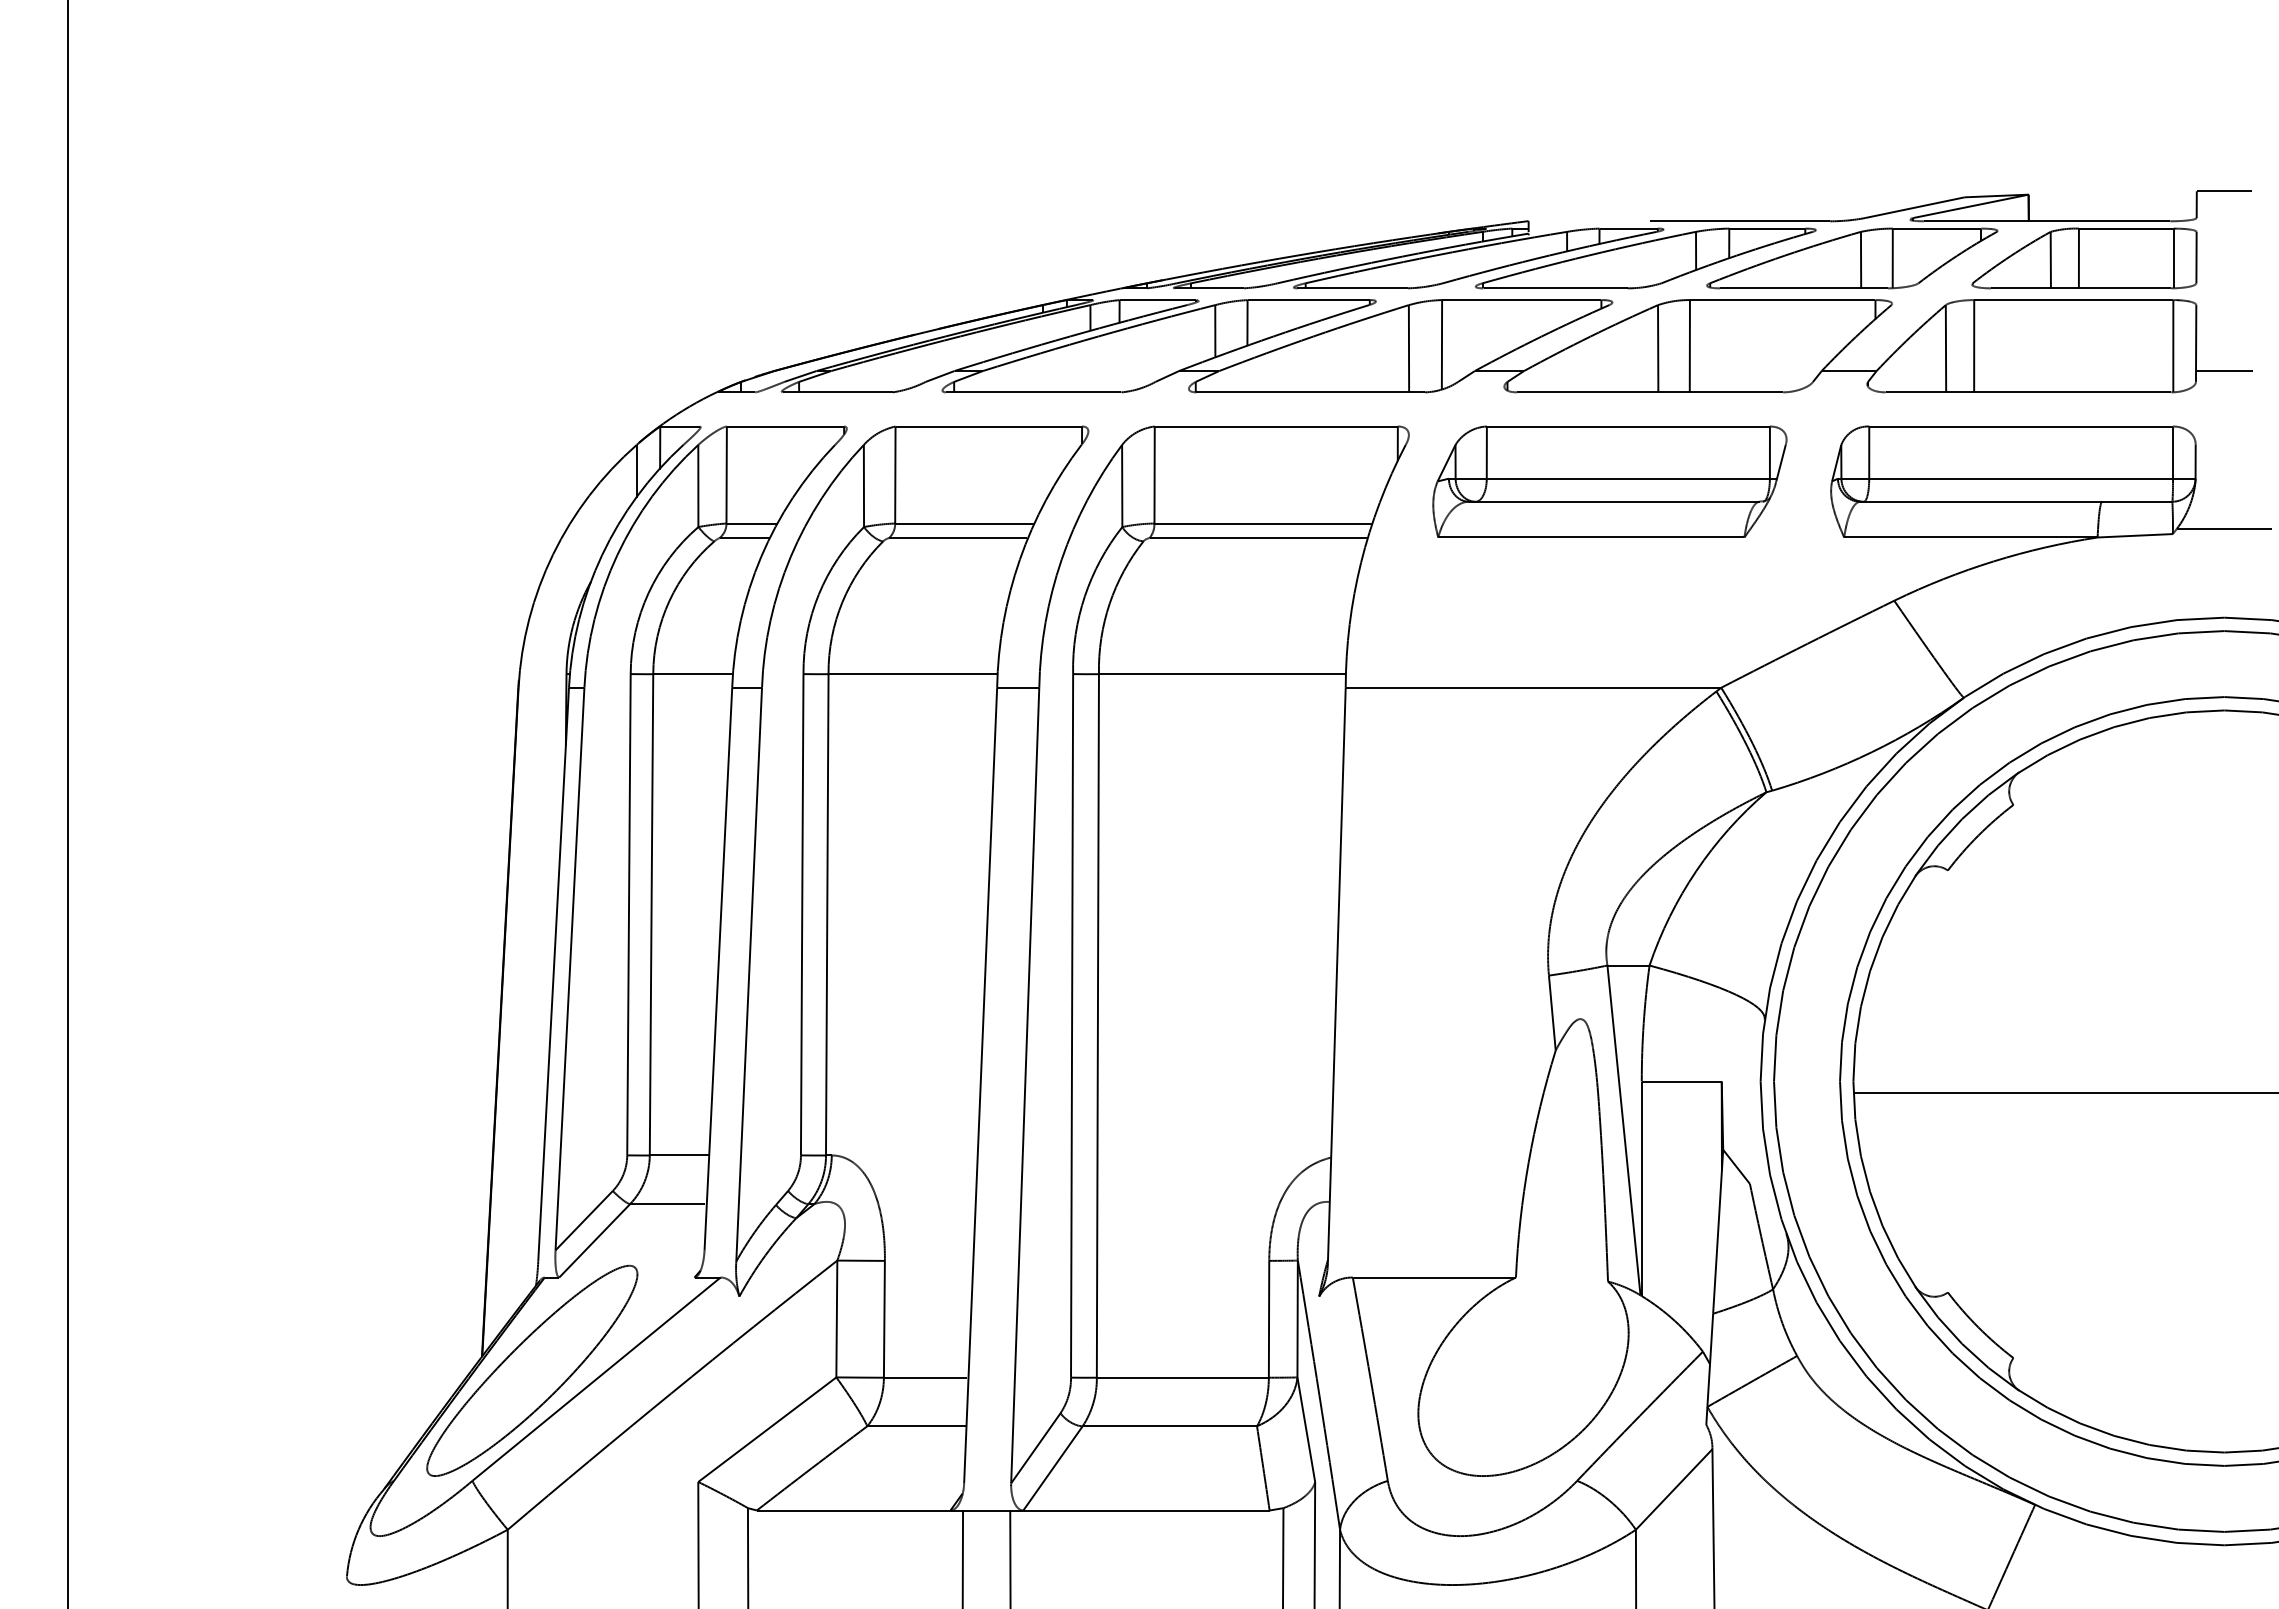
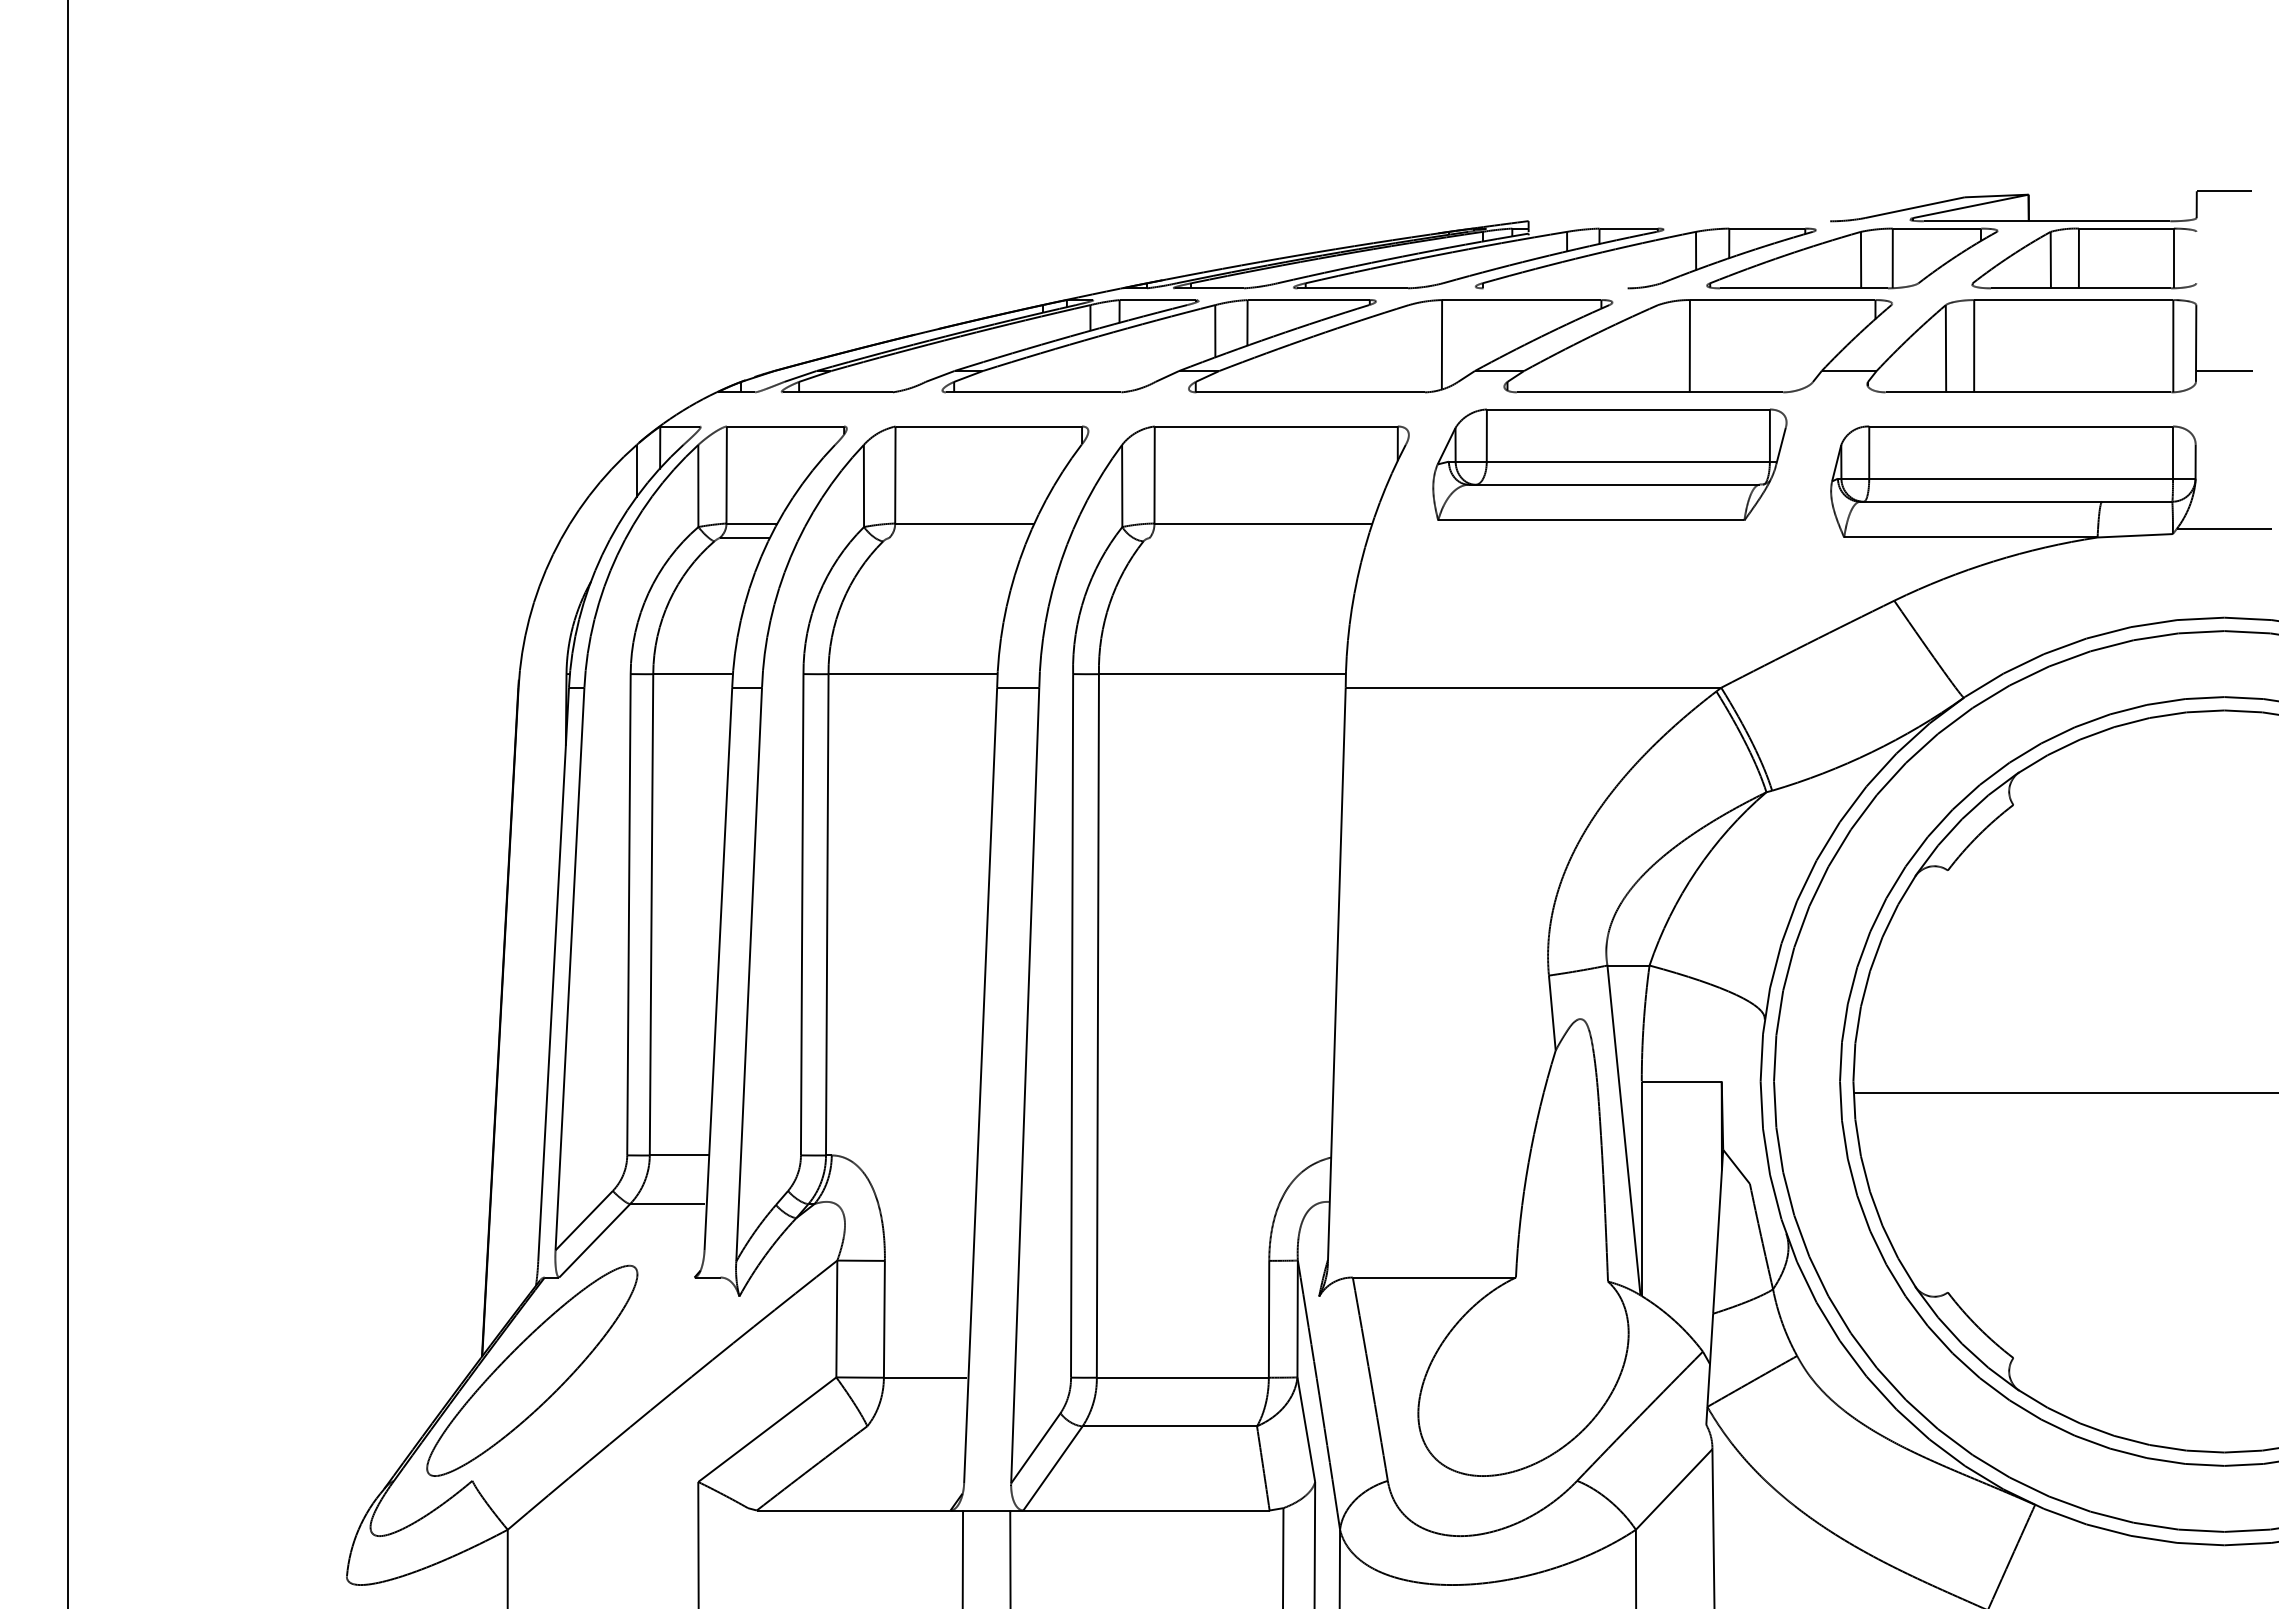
line: present -> none (1739, 221)
line: present -> none (2196, 257)
line: present -> none (1555, 288)
line: present -> none (1408, 348)
line: present -> none (1658, 348)
part position: (1609, 481) -> (1609, 464) (1609, 464)
line: present -> none (958, 538)
line: present -> none (1258, 538)
line: present -> none (596, 1378)
line: present -> none (916, 1426)
line: present -> none (747, 1556)
